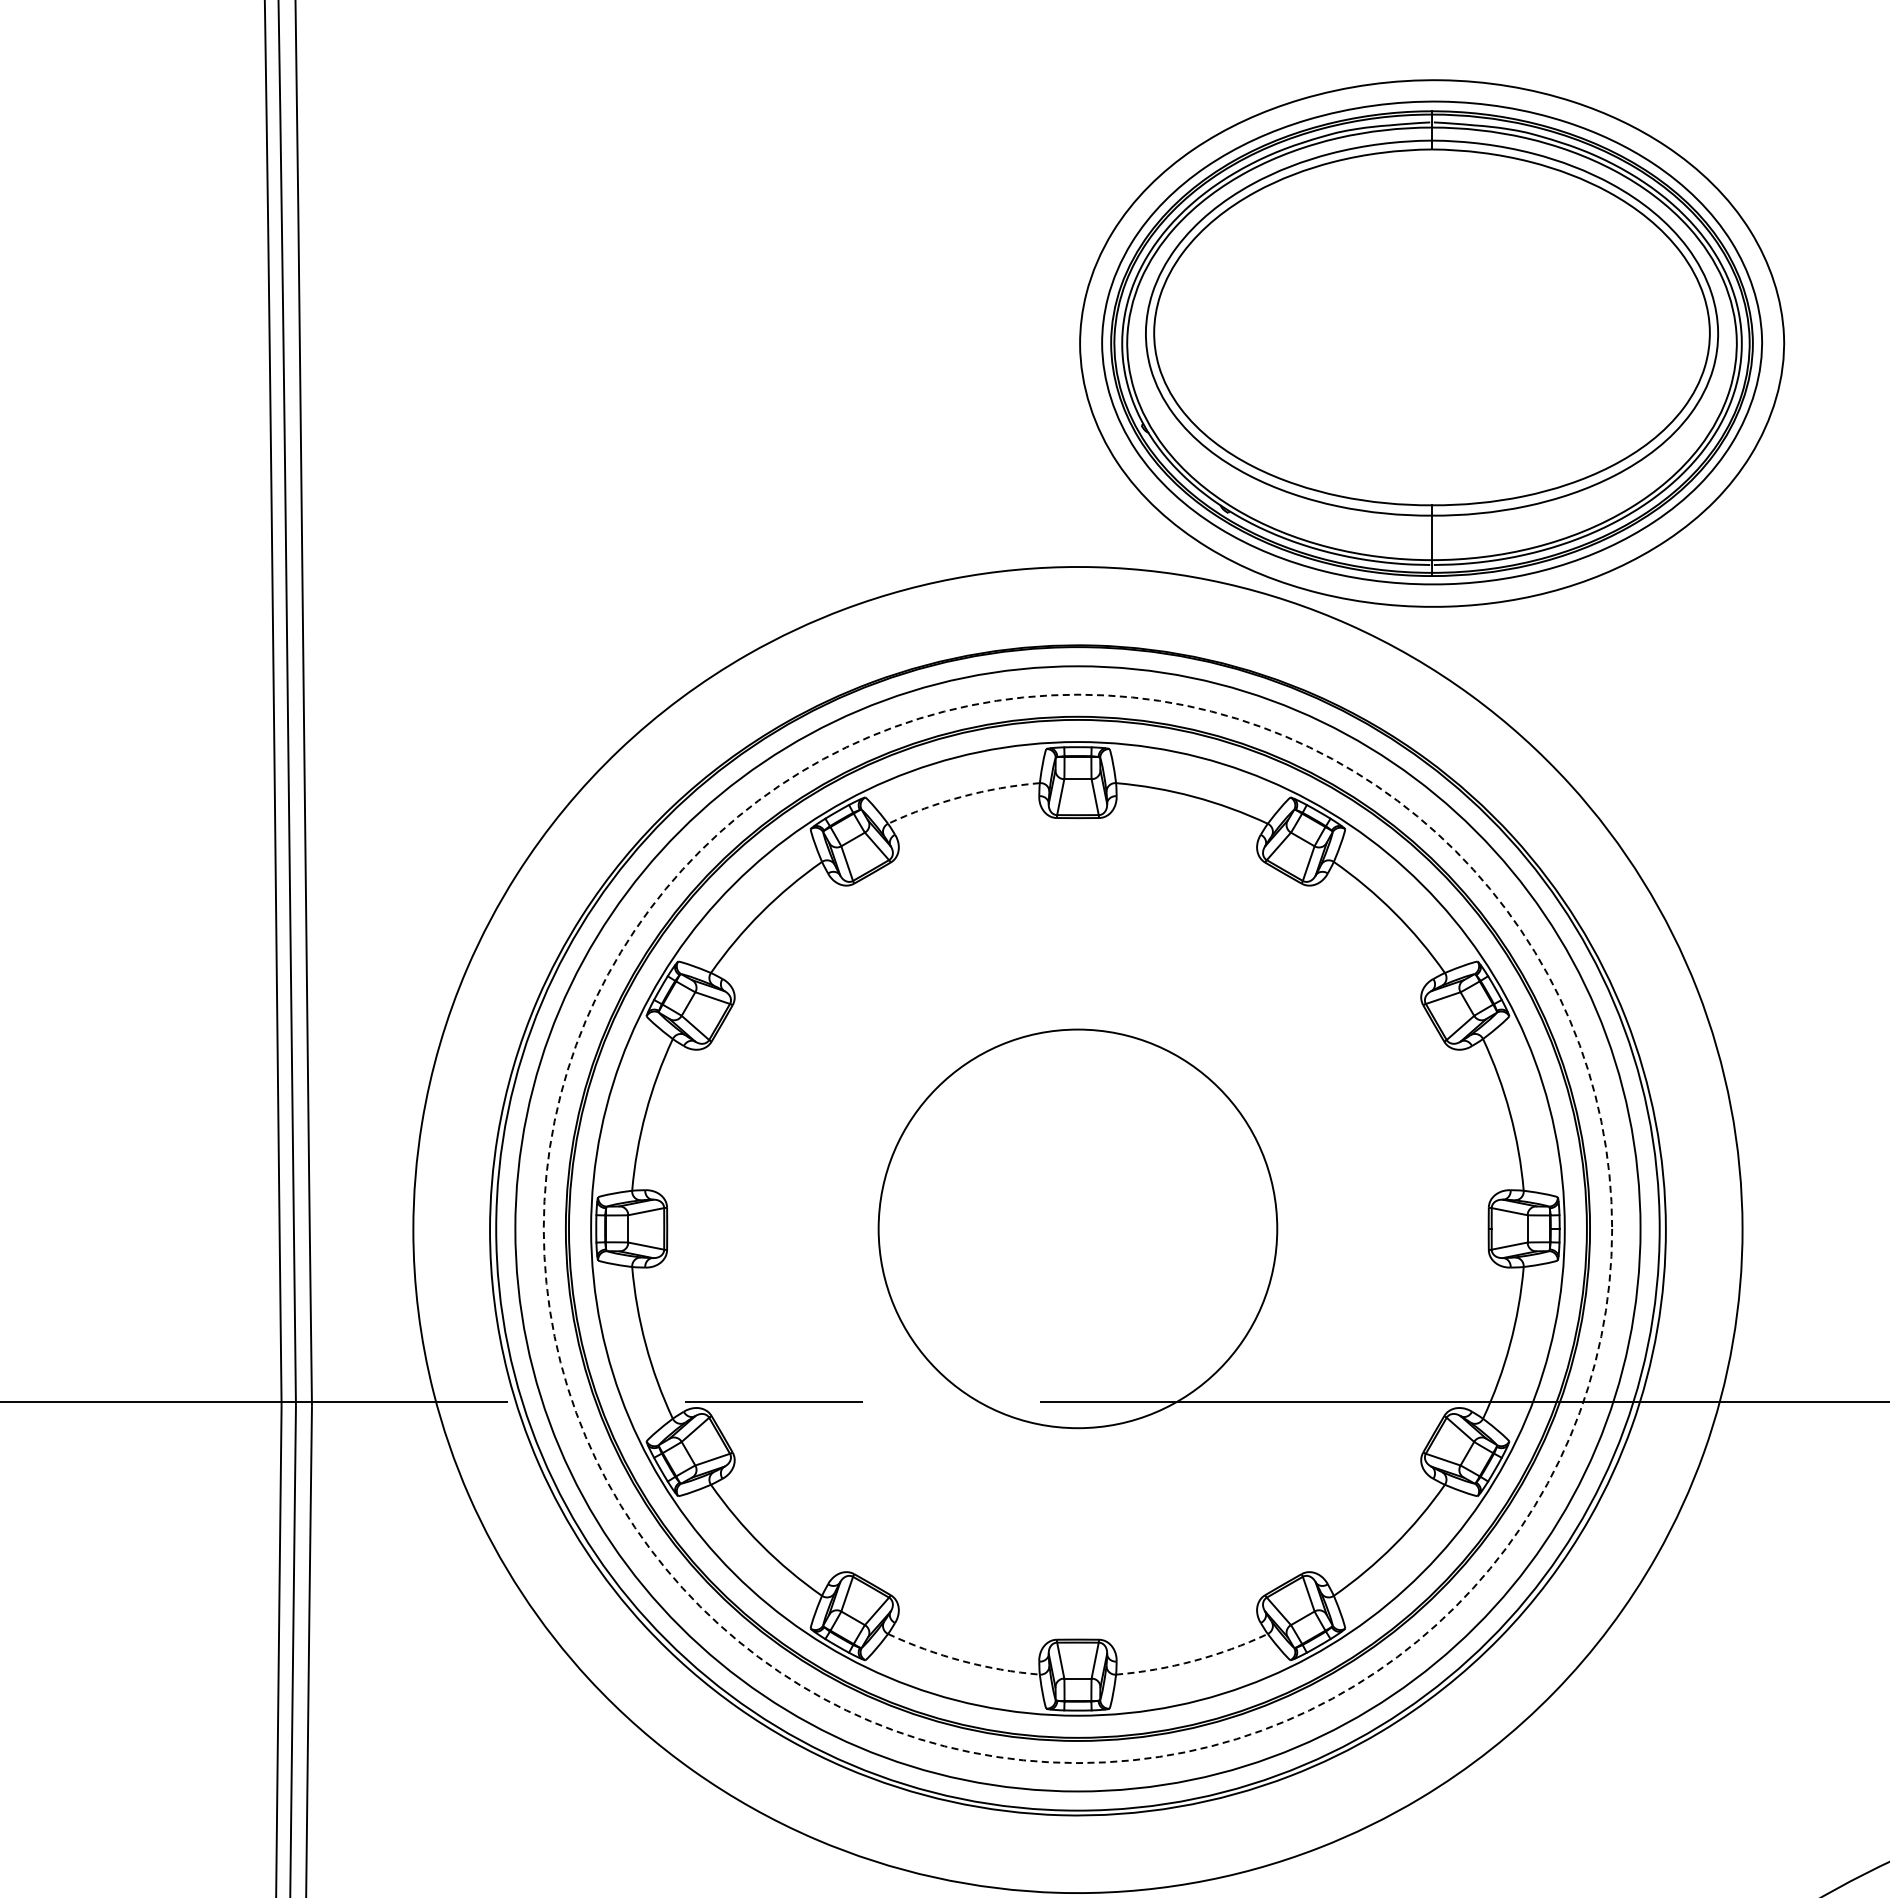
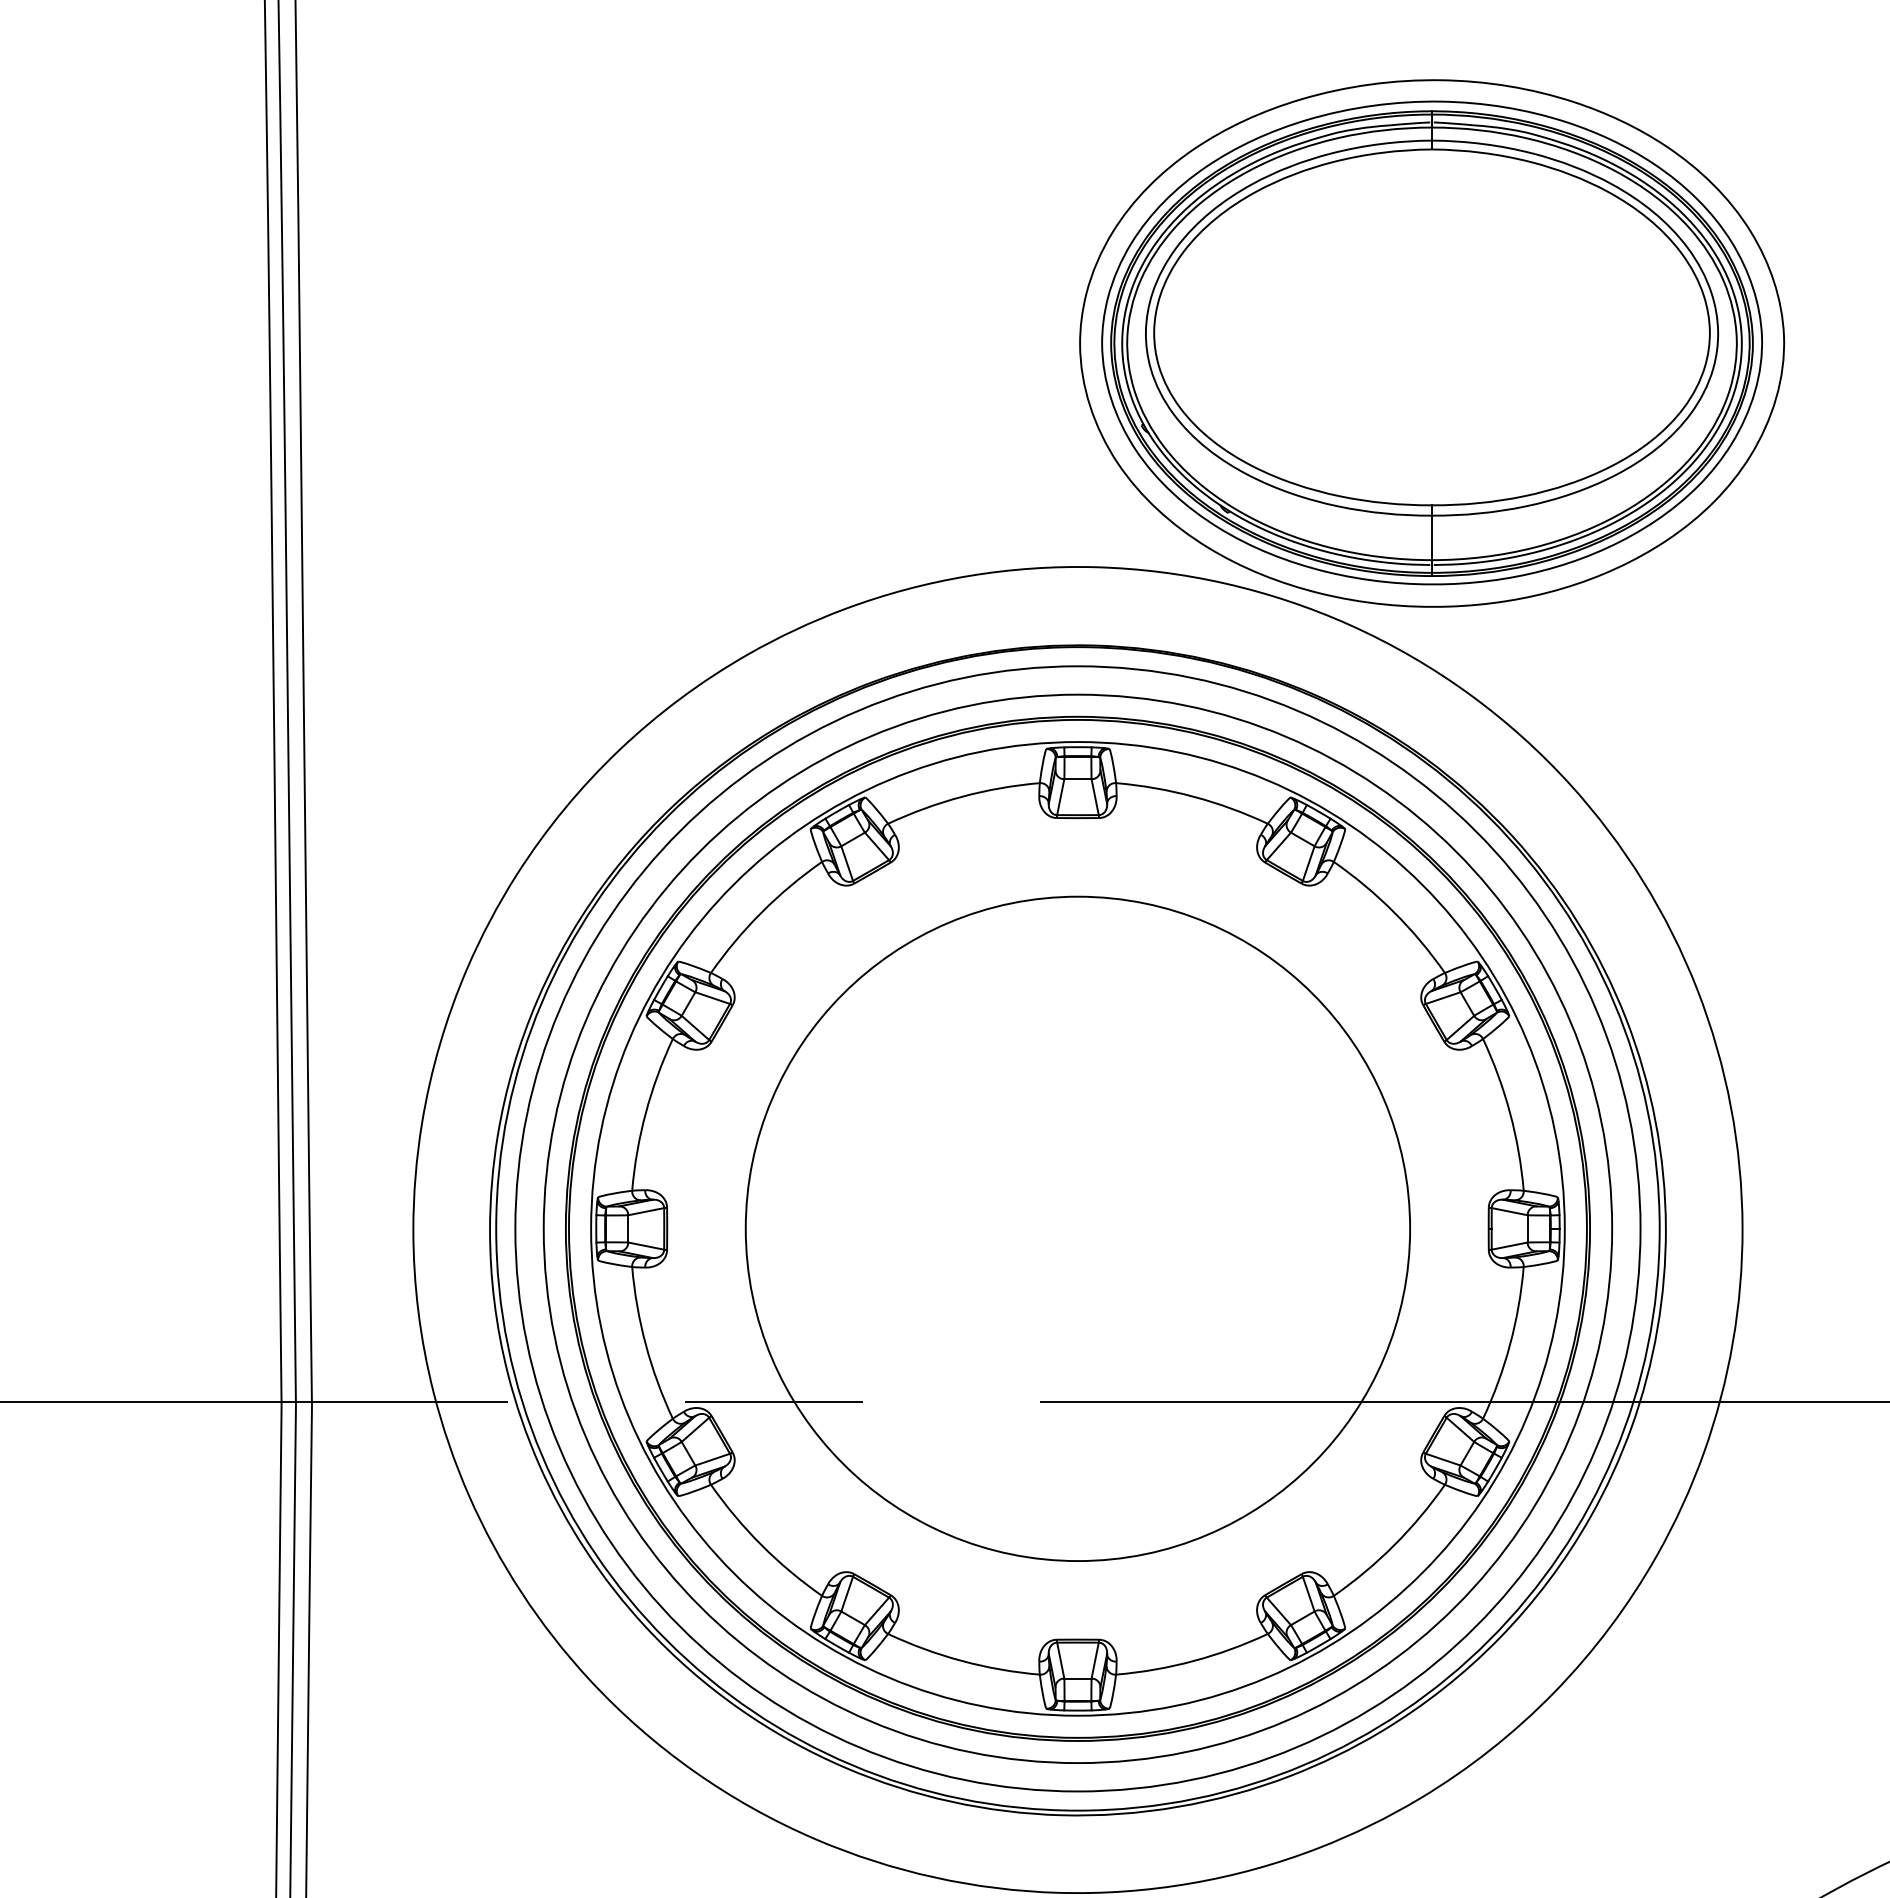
arc: dashed -> solid (962, 796)
circle diameter: 399 px -> 664 px (1077, 1228)
circle: dashed -> solid (1077, 1228)
arc: dashed -> solid (962, 1661)
arc: dashed -> solid (1193, 1661)
